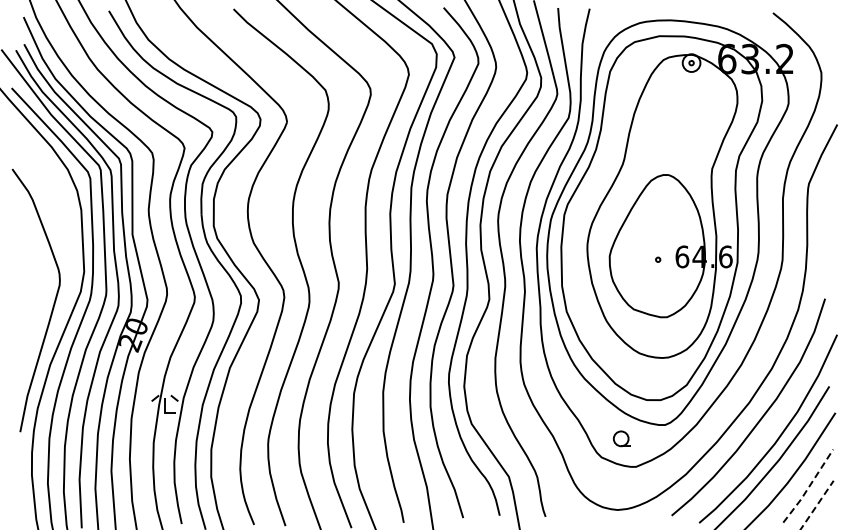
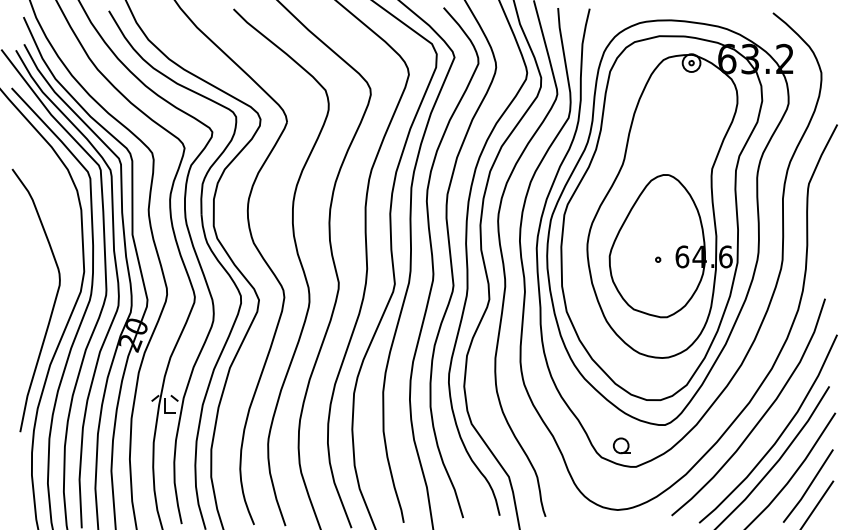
part position: (621, 438) -> (621, 445) (621, 445)
line: dashed -> solid (809, 487)
line: dashed -> solid (817, 504)
